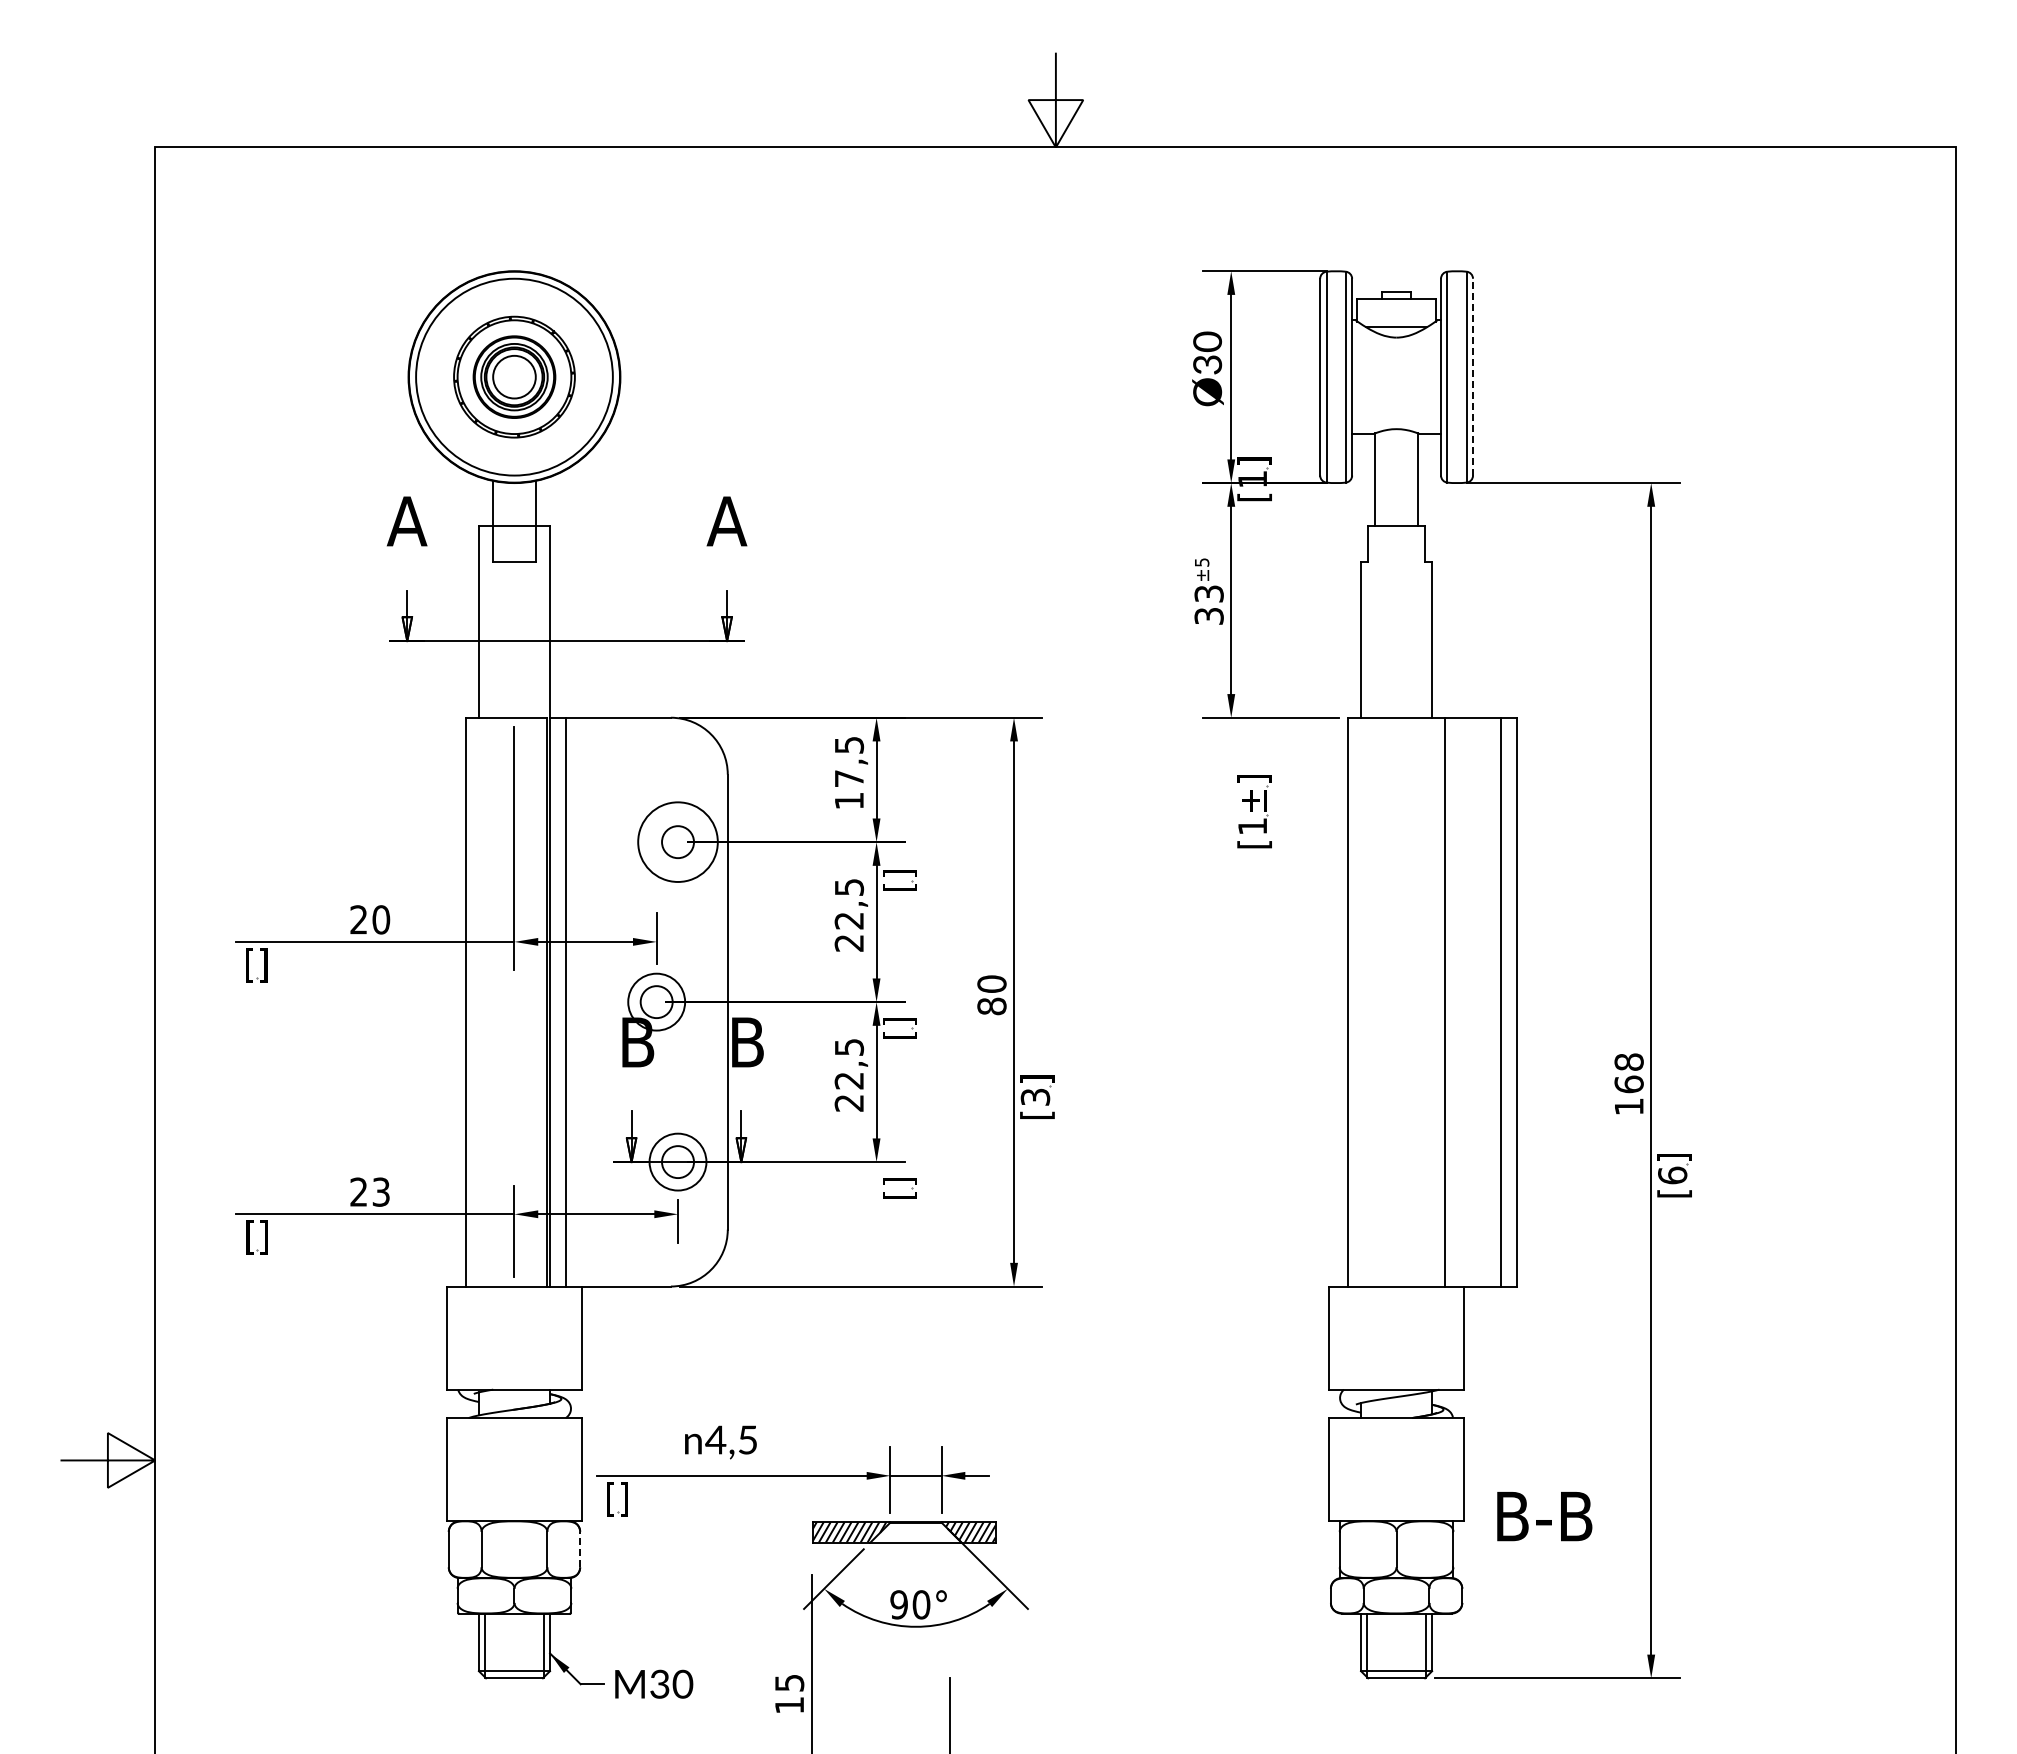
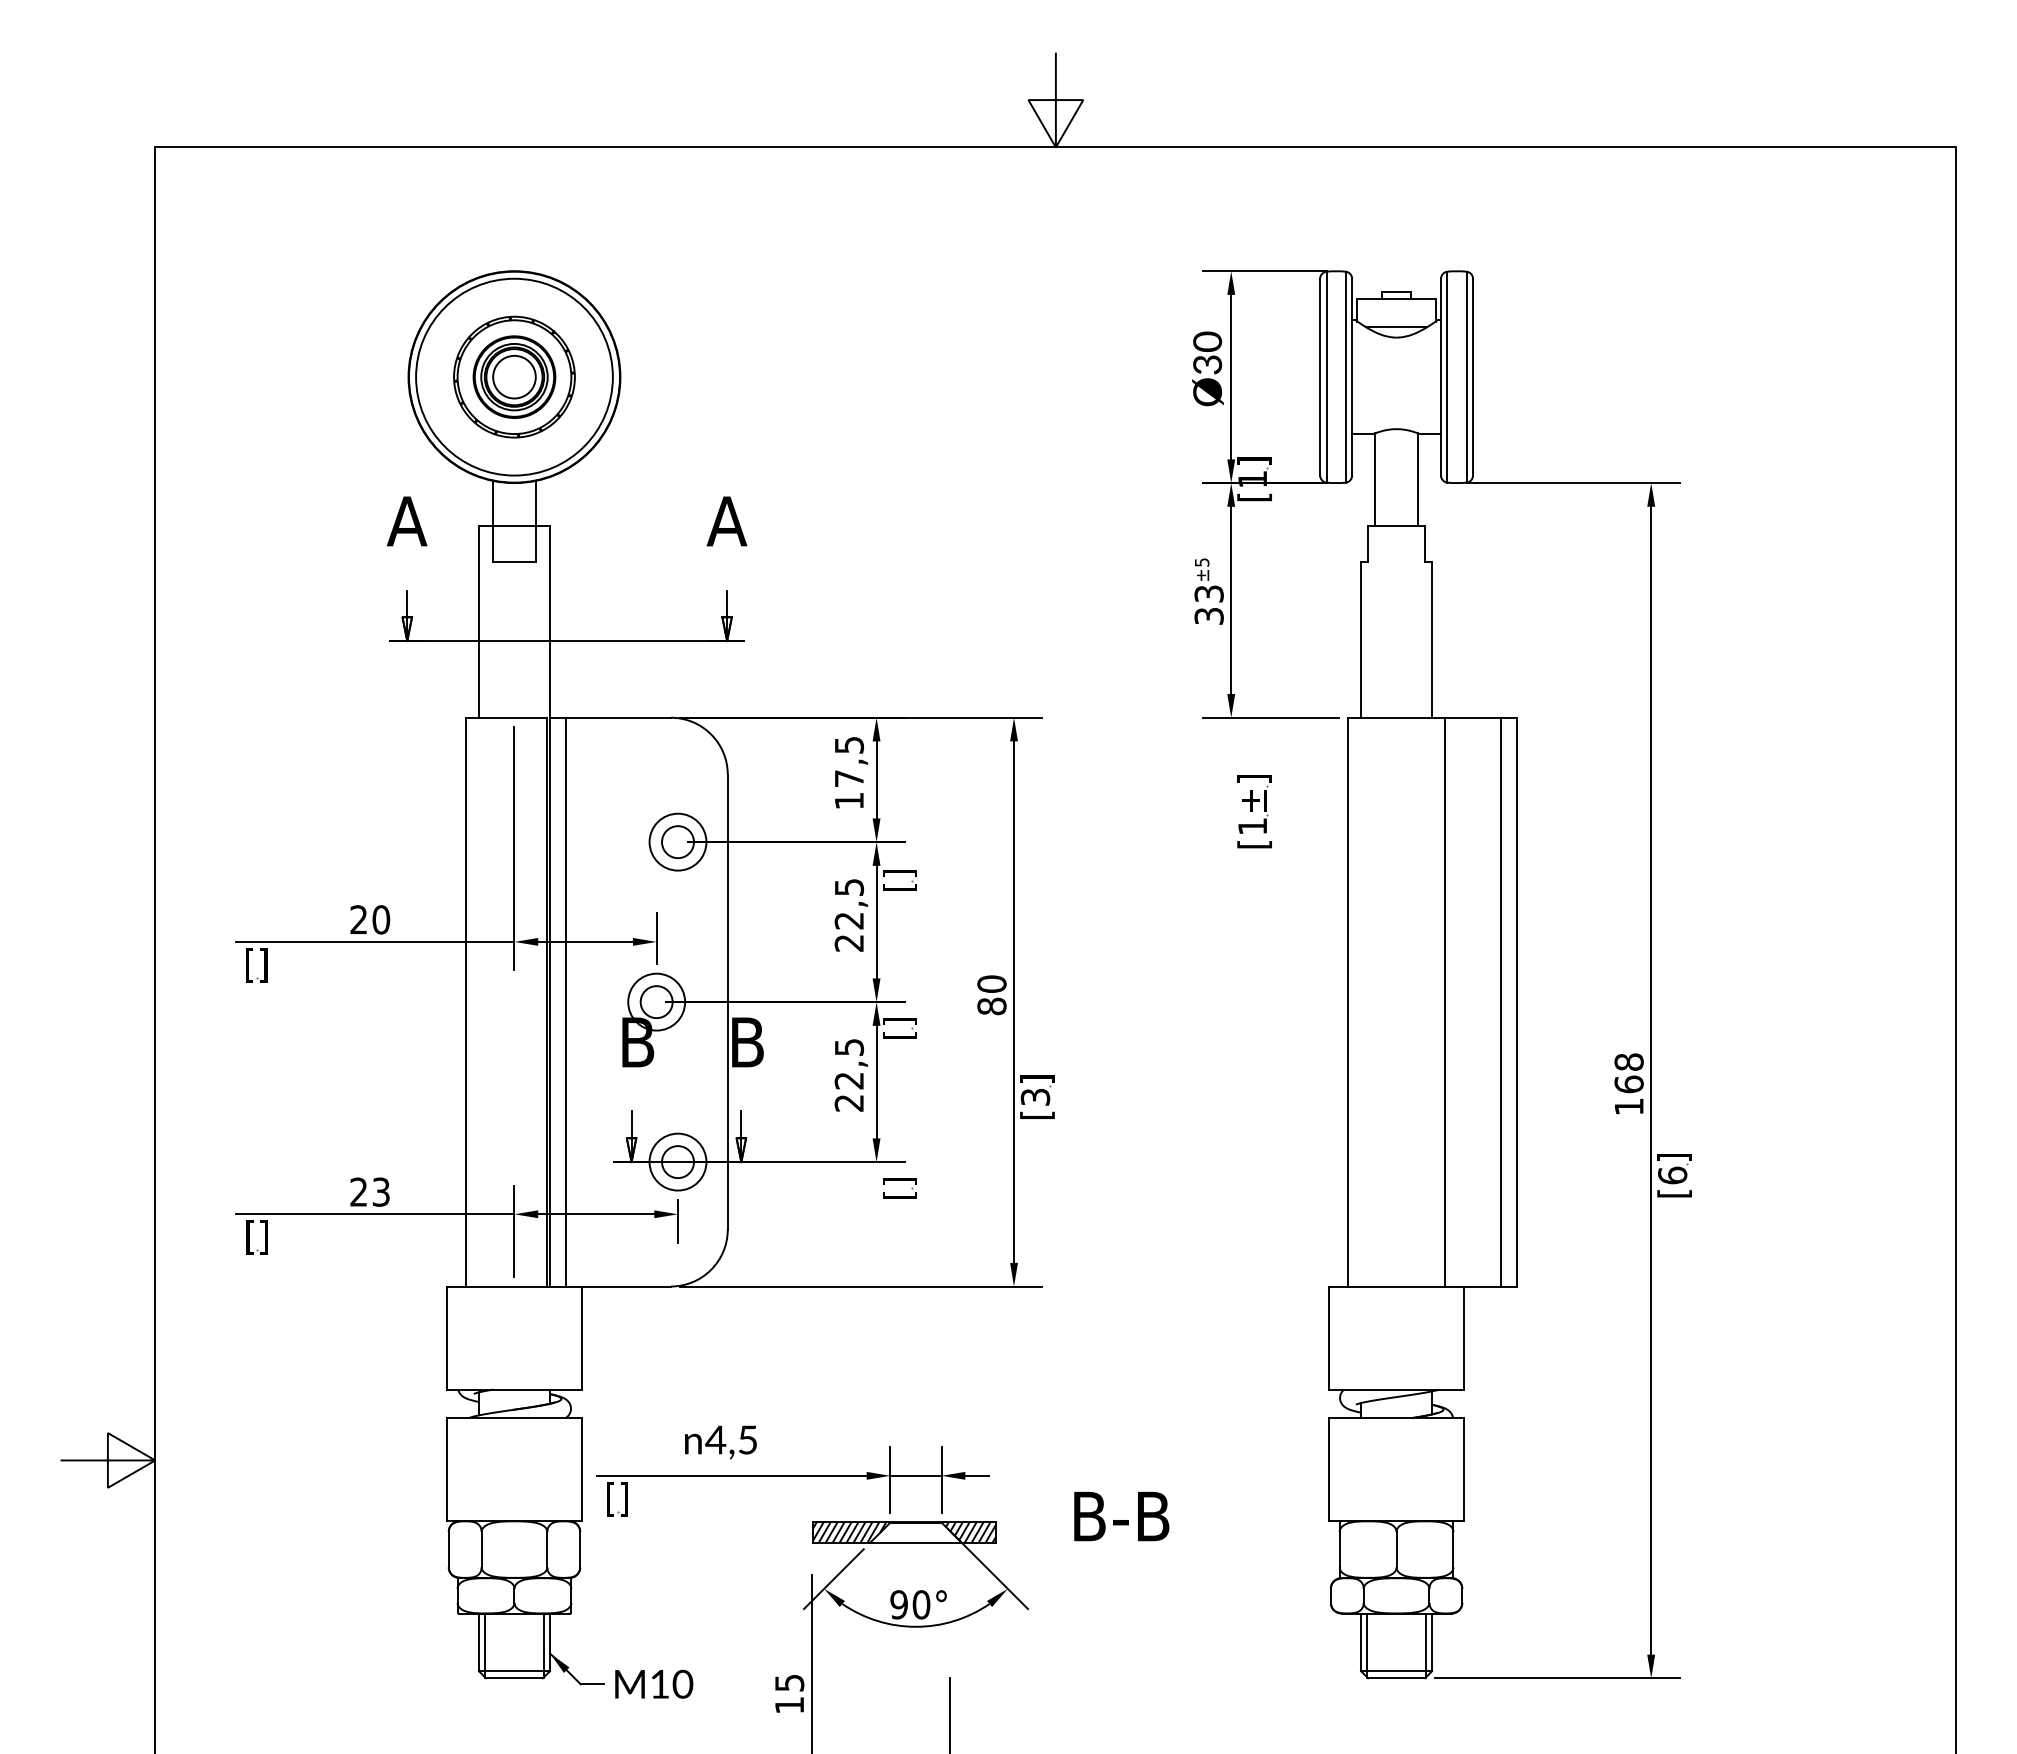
line: dashed -> solid (1473, 376)
circle diameter: 80 px -> 57 px (677, 841)
text position: (1544, 1516) -> (1121, 1516) (1121, 1516)
line: dashed -> solid (580, 1549)
text: M30 -> M10 (659, 1683)
